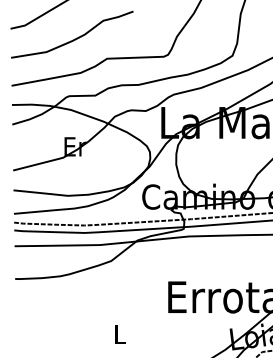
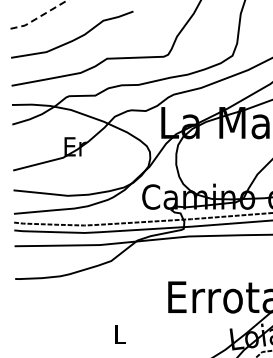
line: solid -> dashed (39, 16)
